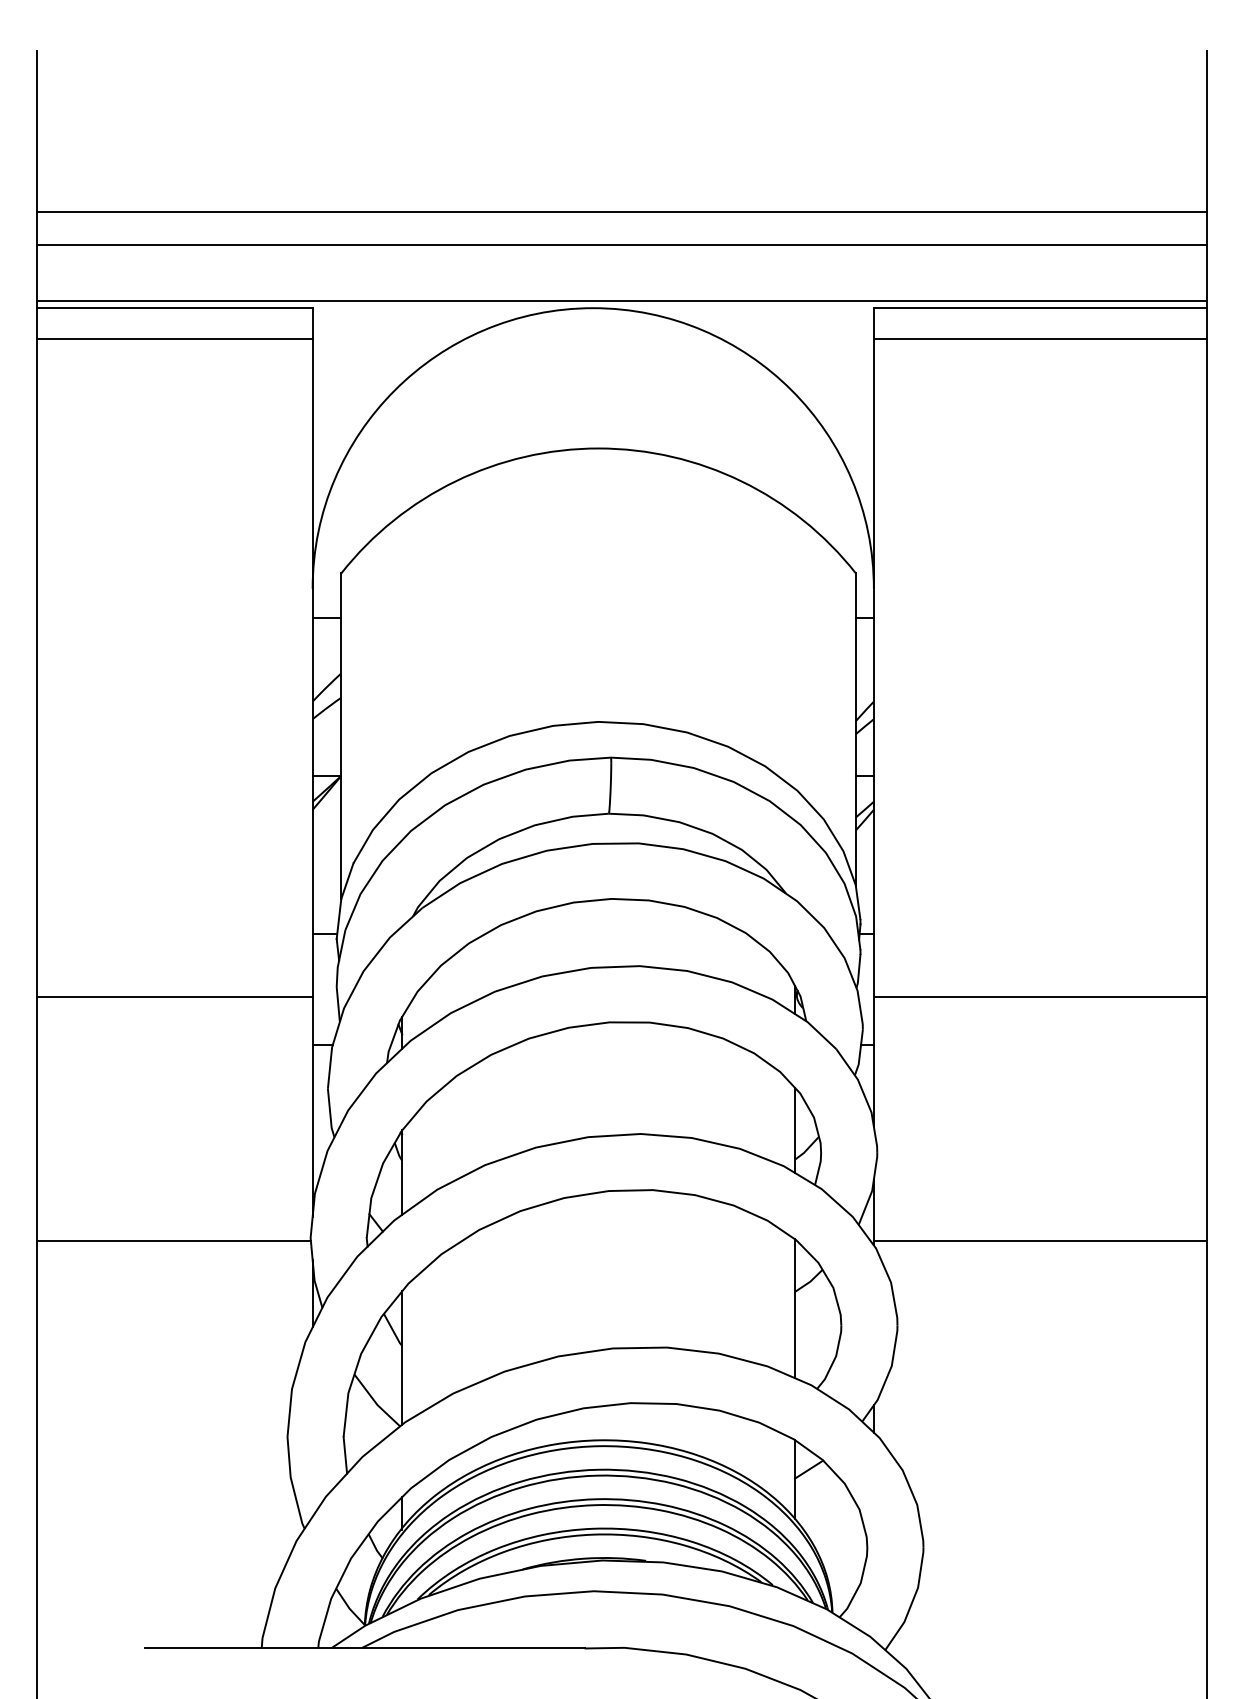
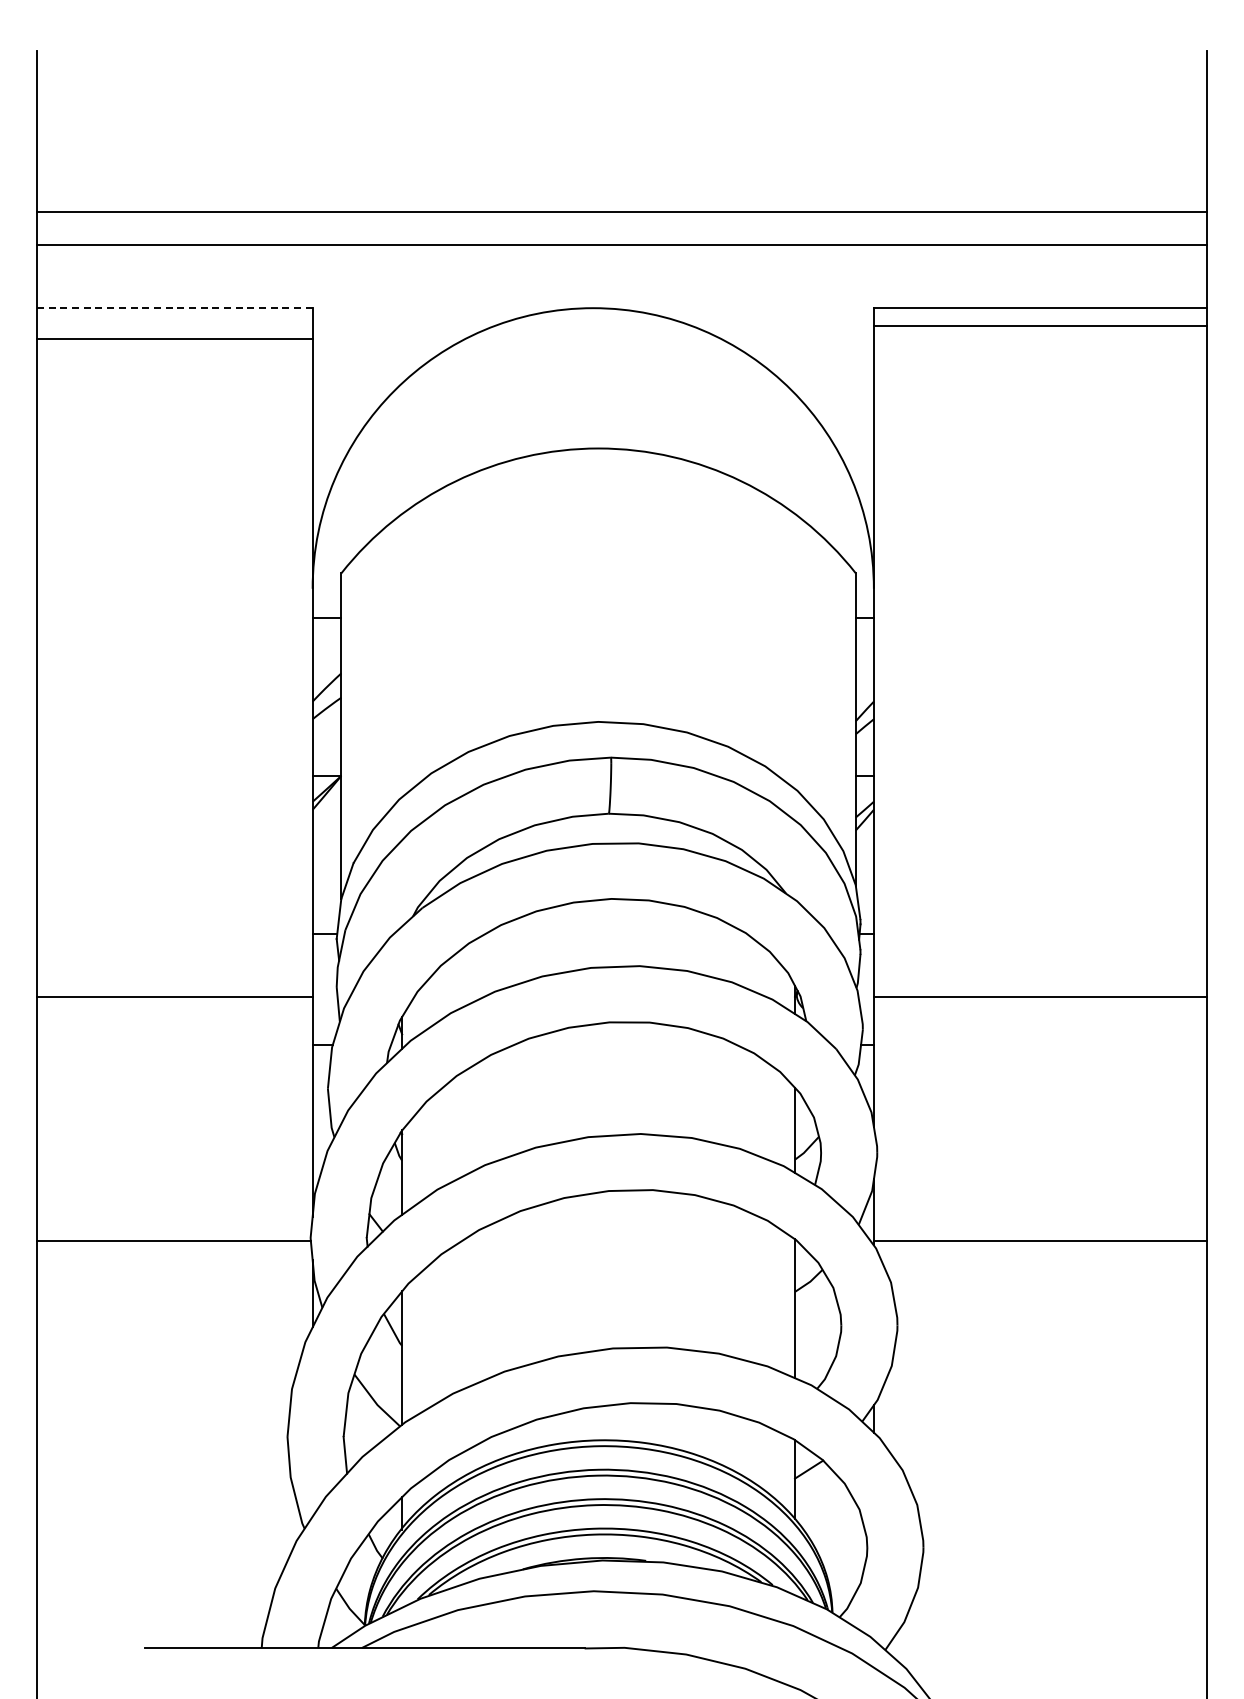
line: present -> none (621, 300)
line: solid -> dashed (175, 308)
line position: (1039, 338) -> (1039, 325) (1039, 325)
